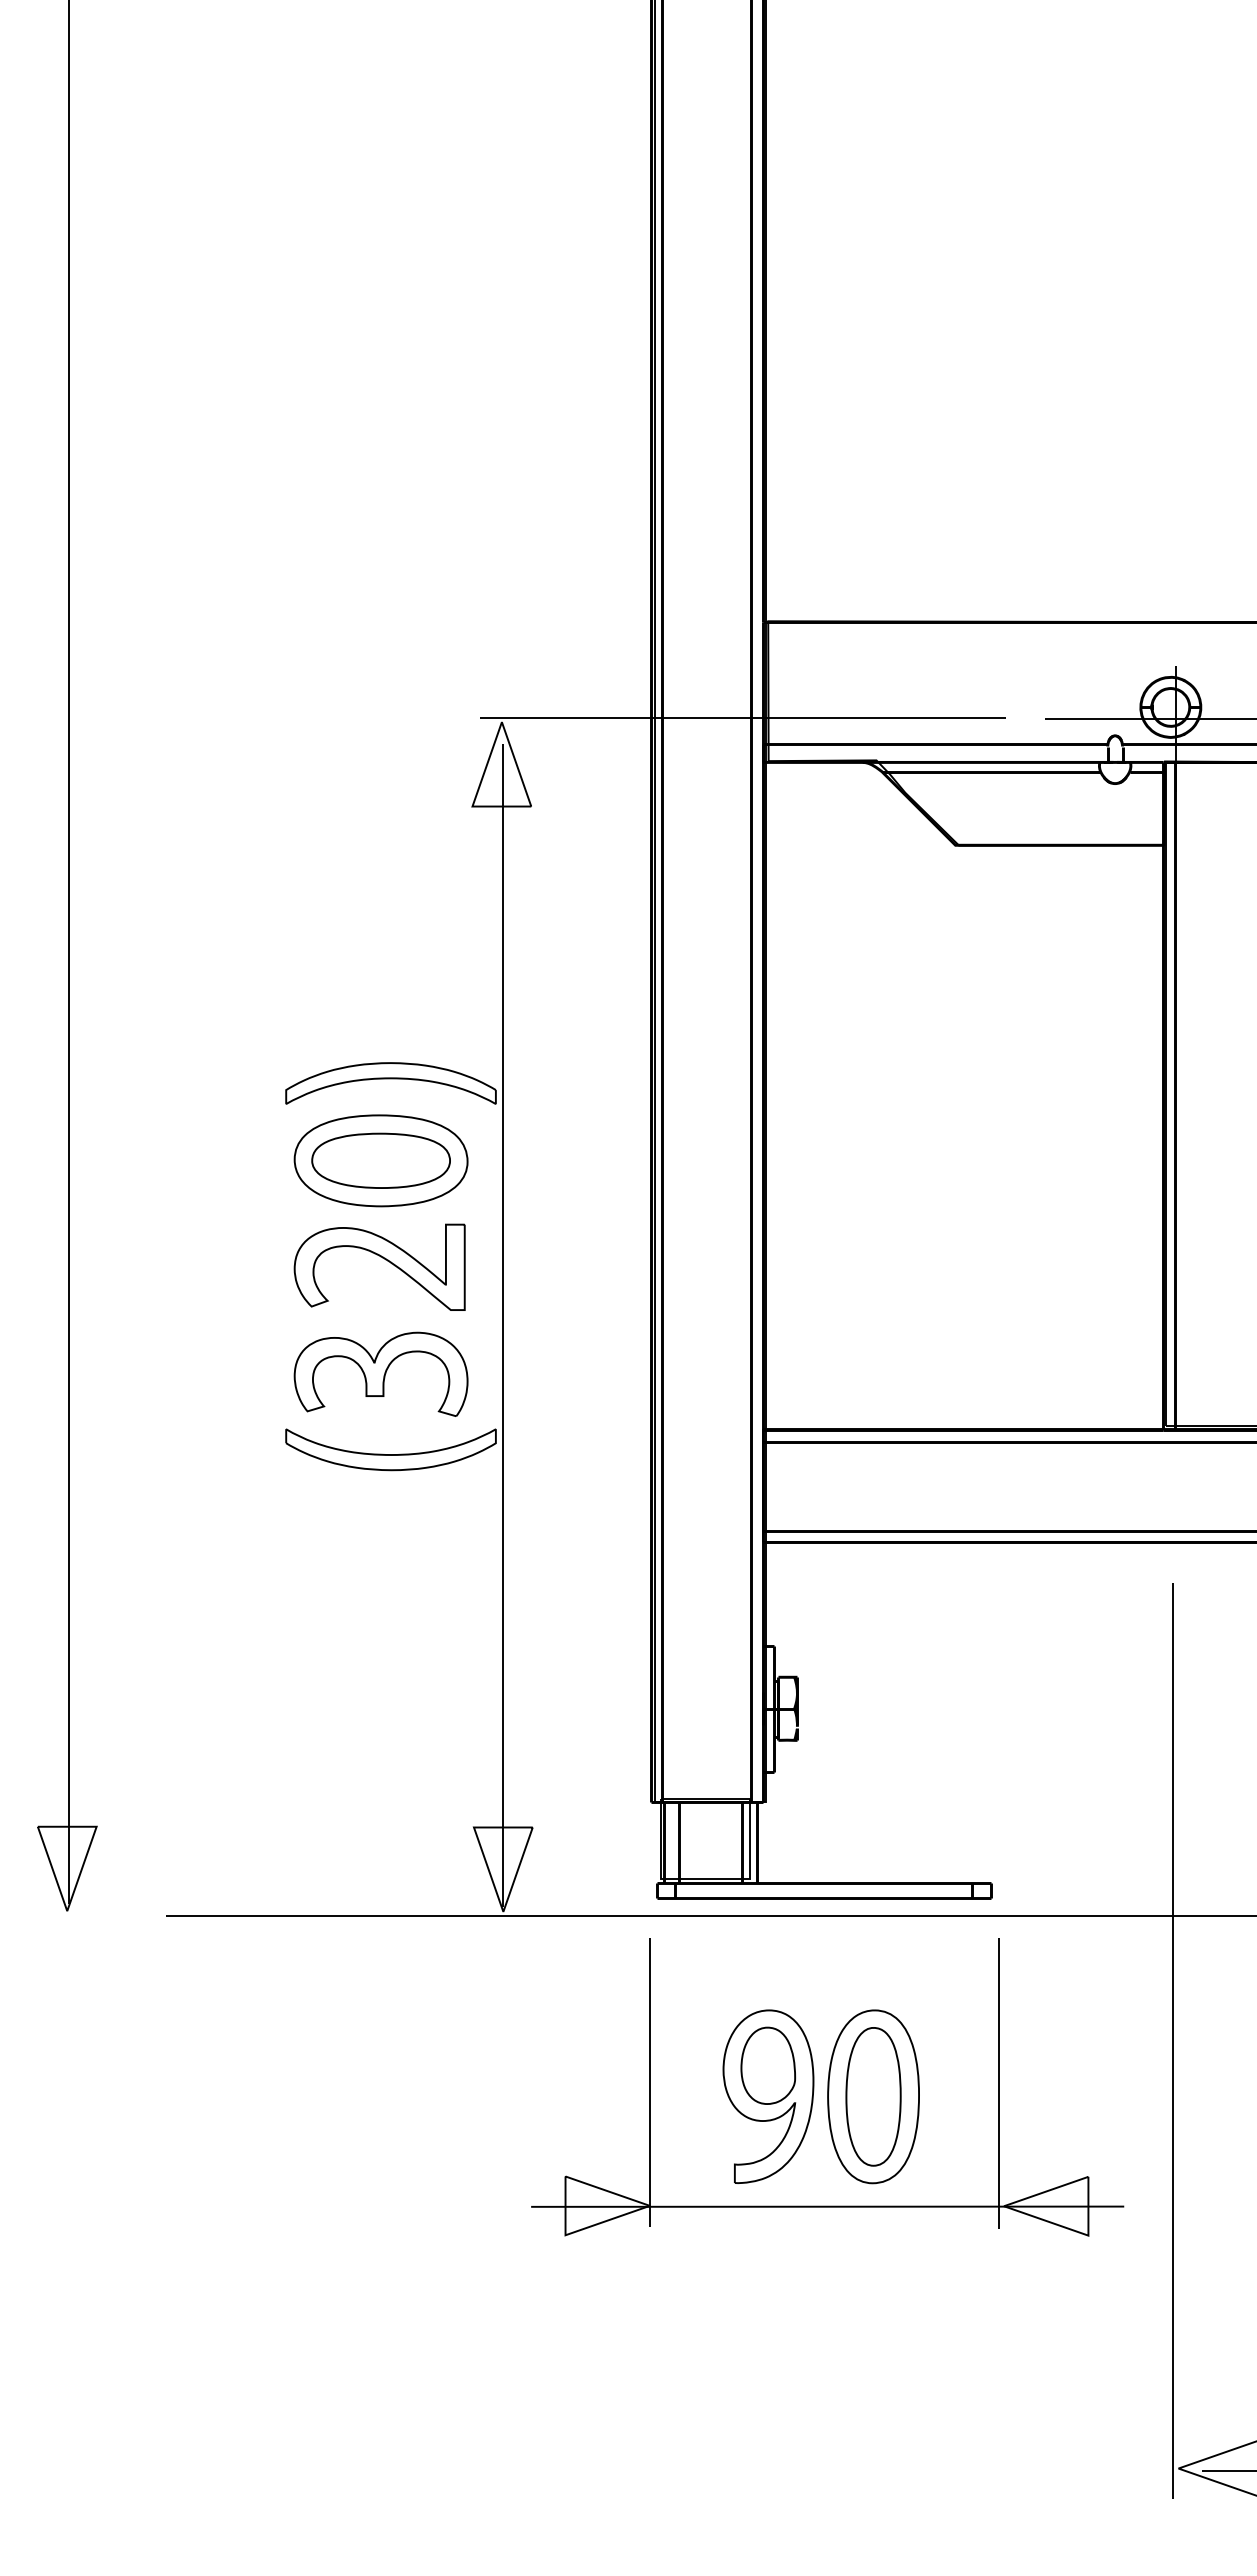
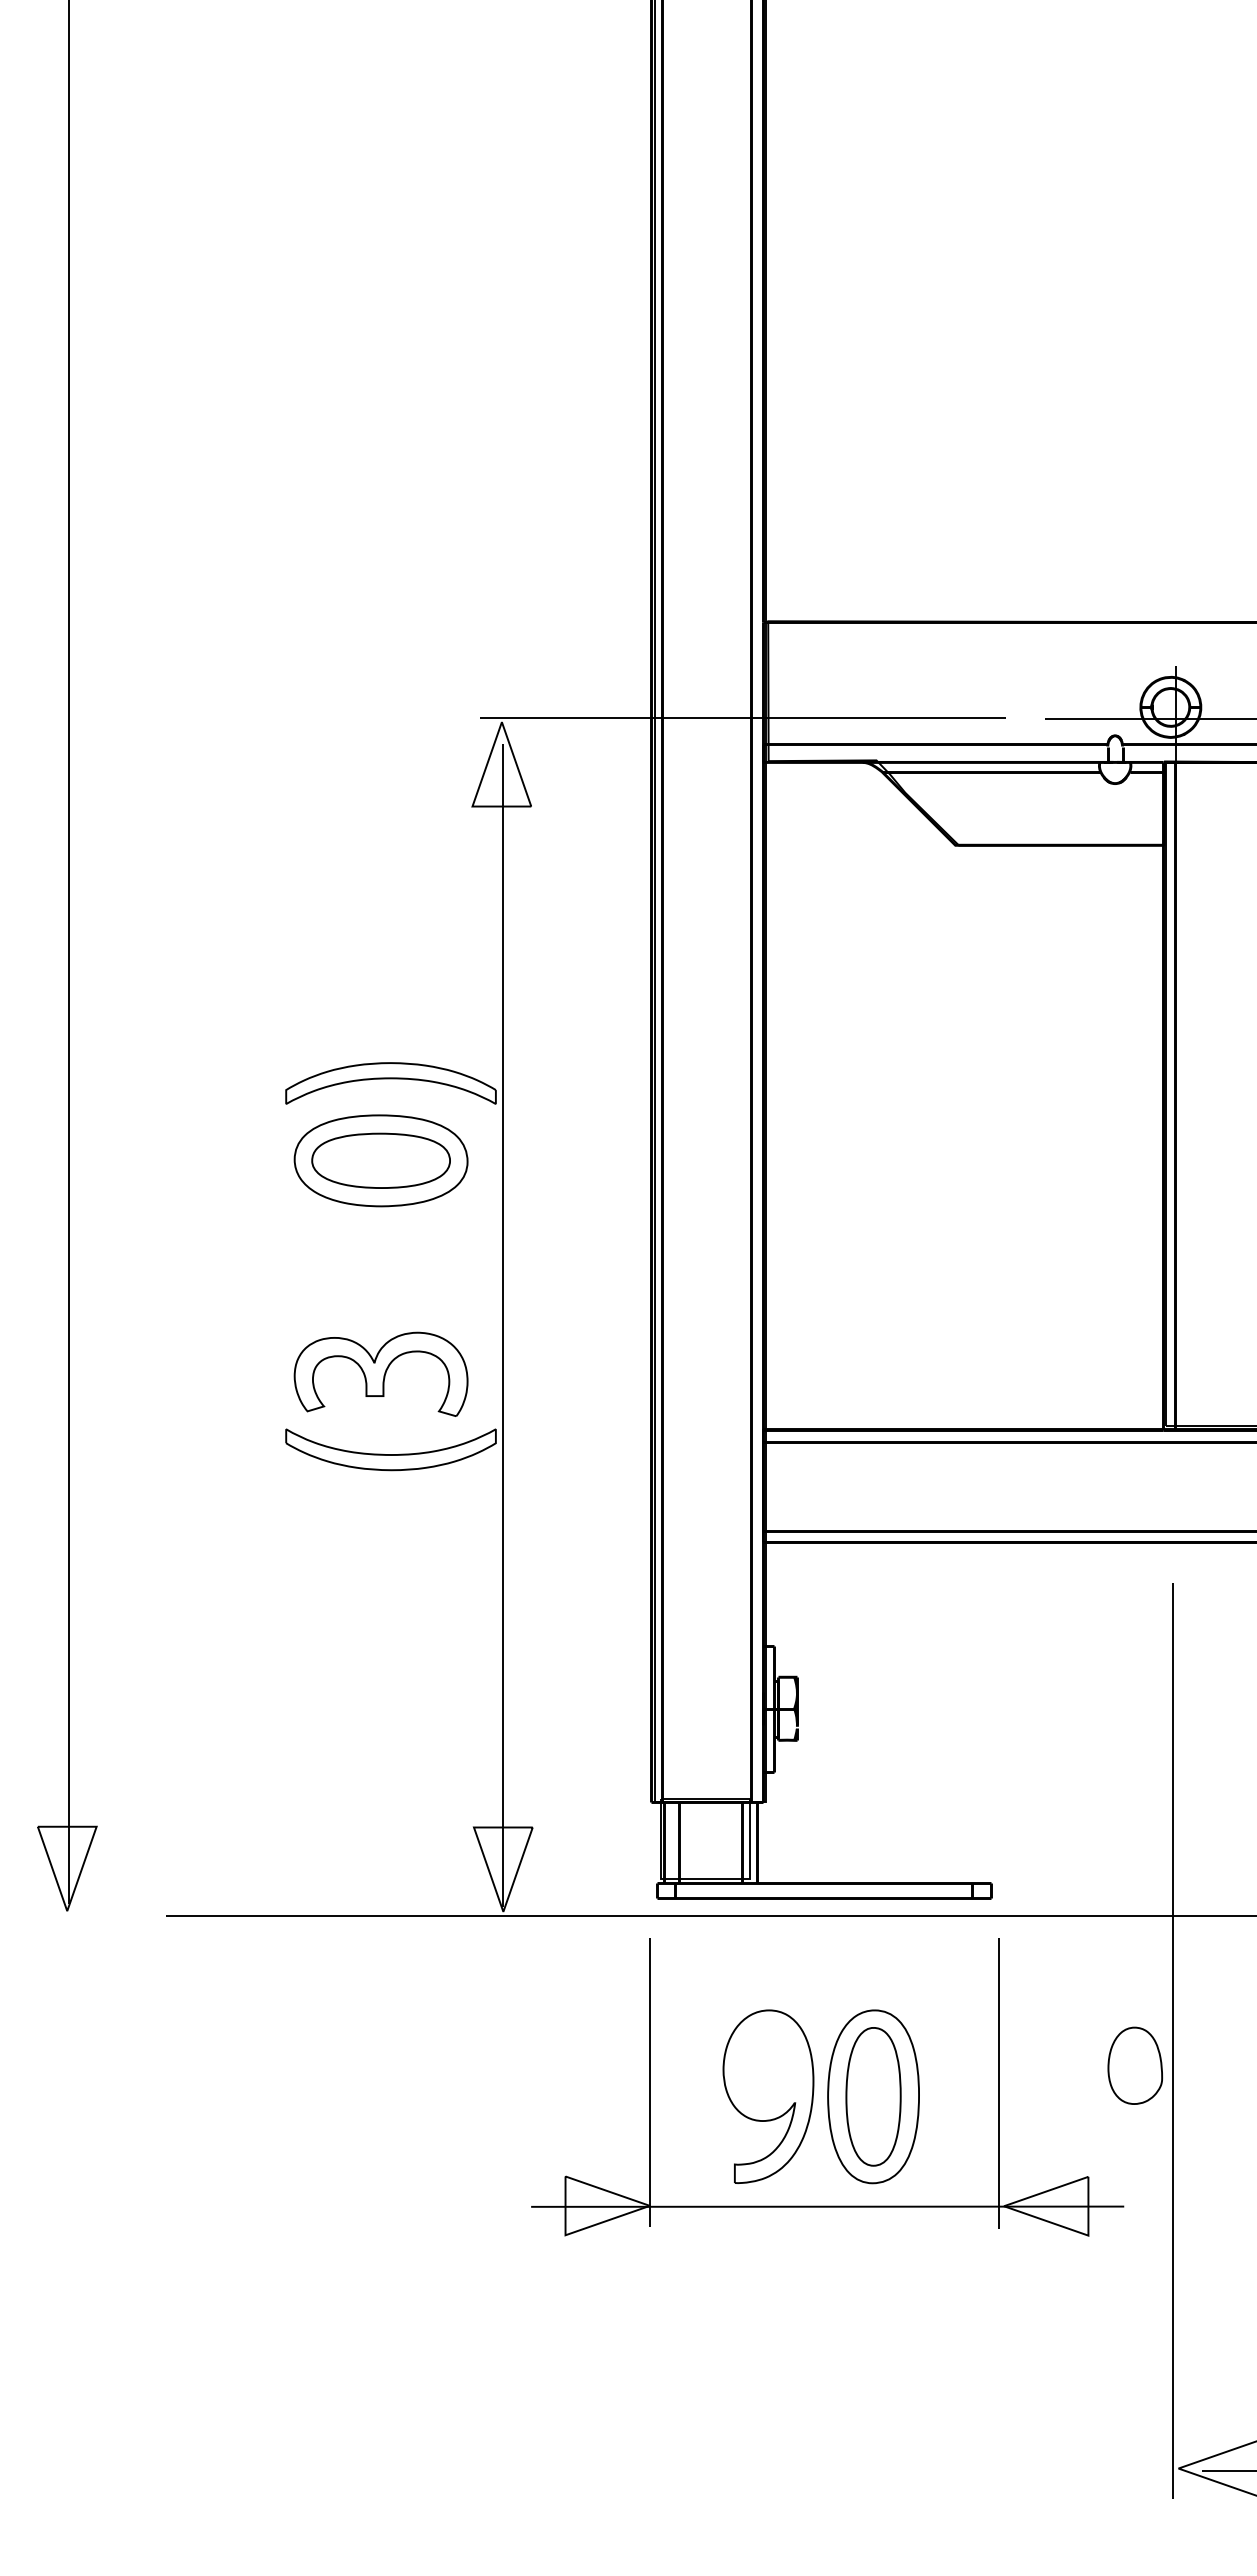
part: present -> none (385, 1260)
part position: (767, 2065) -> (1134, 2065) (1134, 2065)
